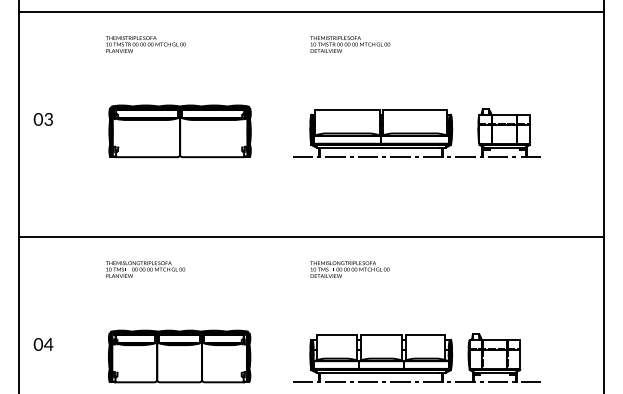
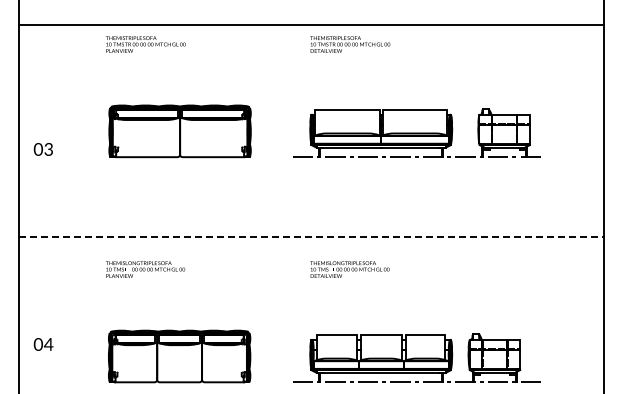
line position: (311, 11) -> (311, 24) (311, 24)
text position: (42, 119) -> (42, 149) (42, 149)
line: solid -> dashed (311, 236)
